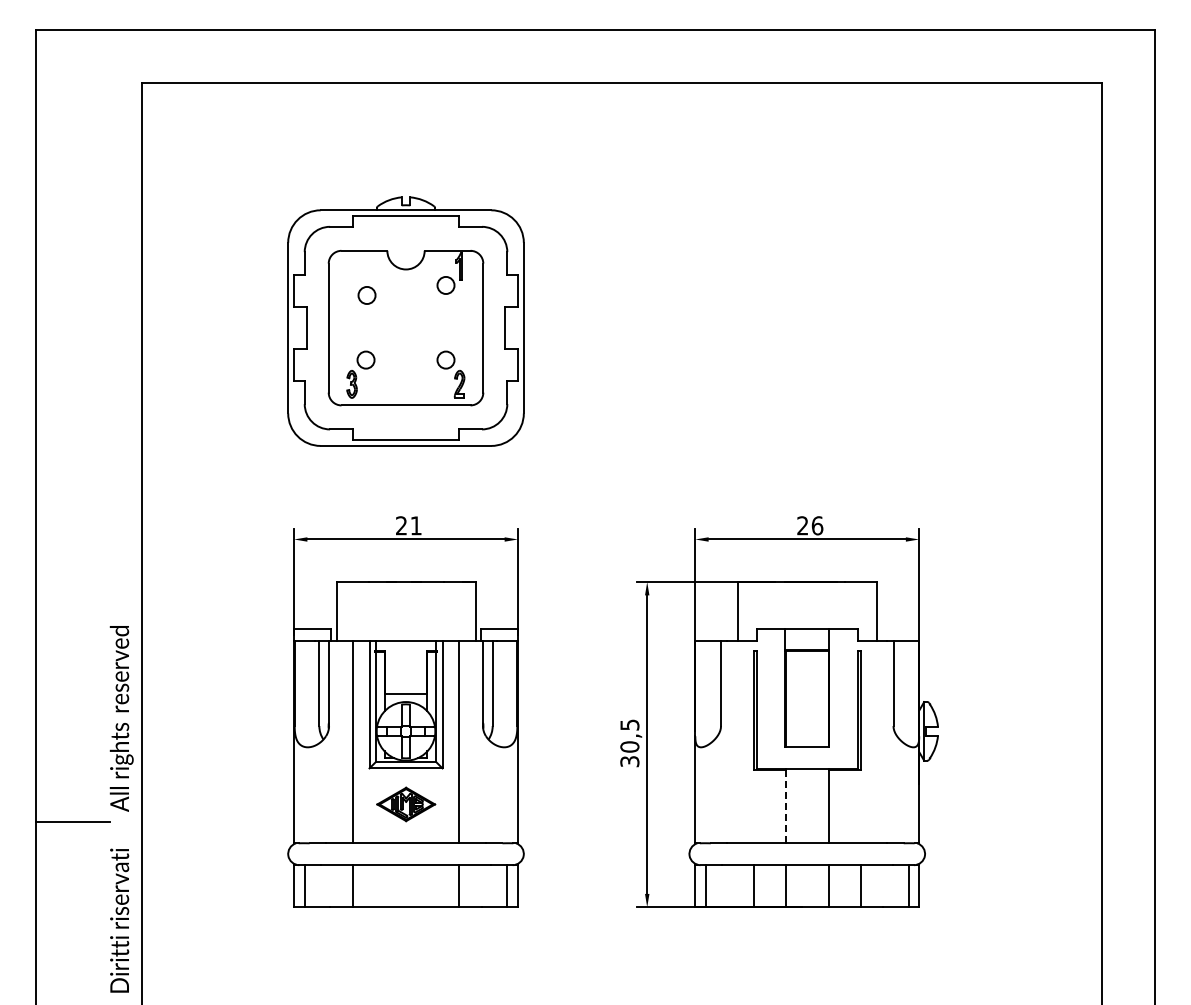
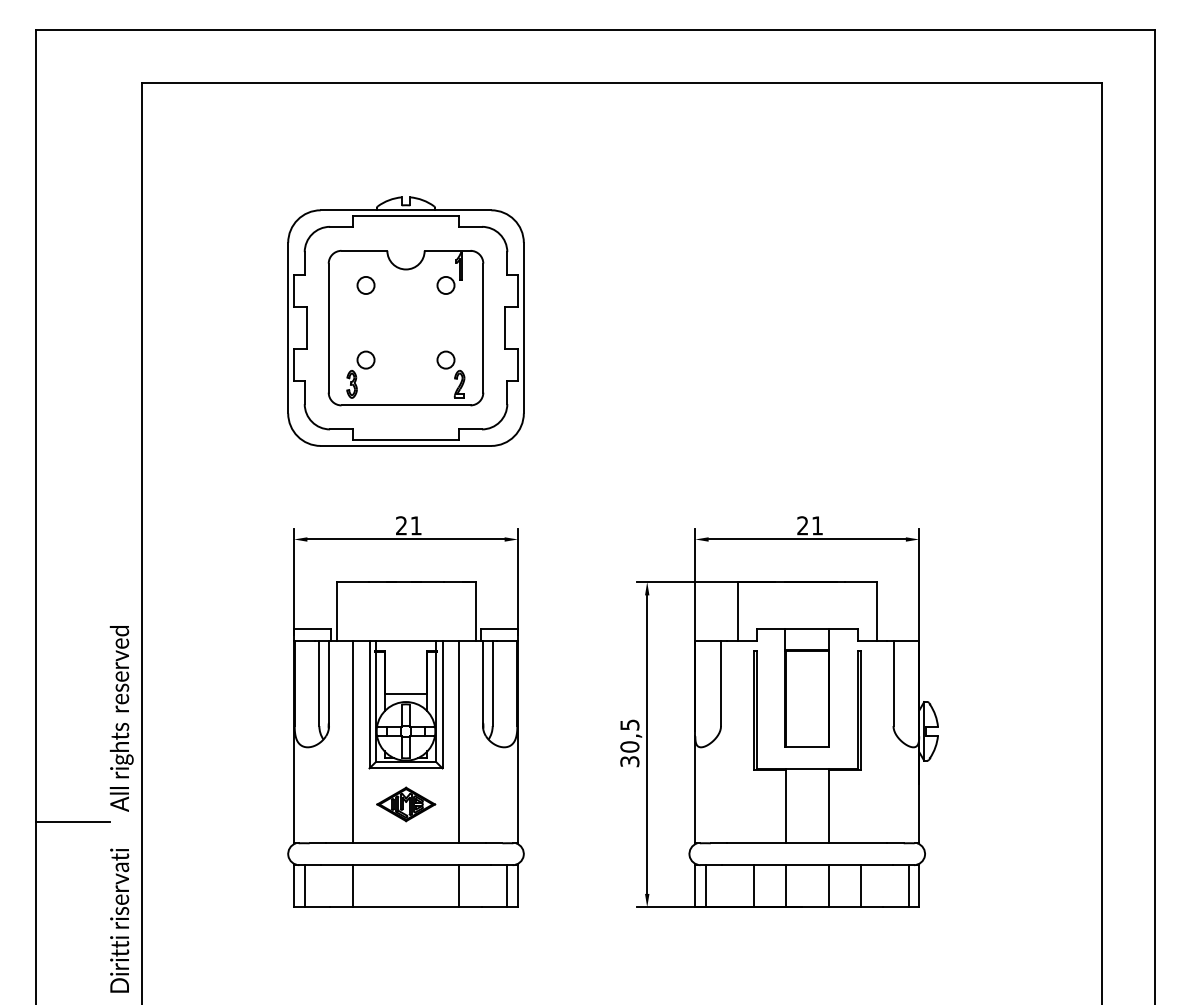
circle position: (366, 295) -> (365, 285) (365, 285)
text: 26 -> 21 (817, 525)
line: dashed -> solid (785, 806)
